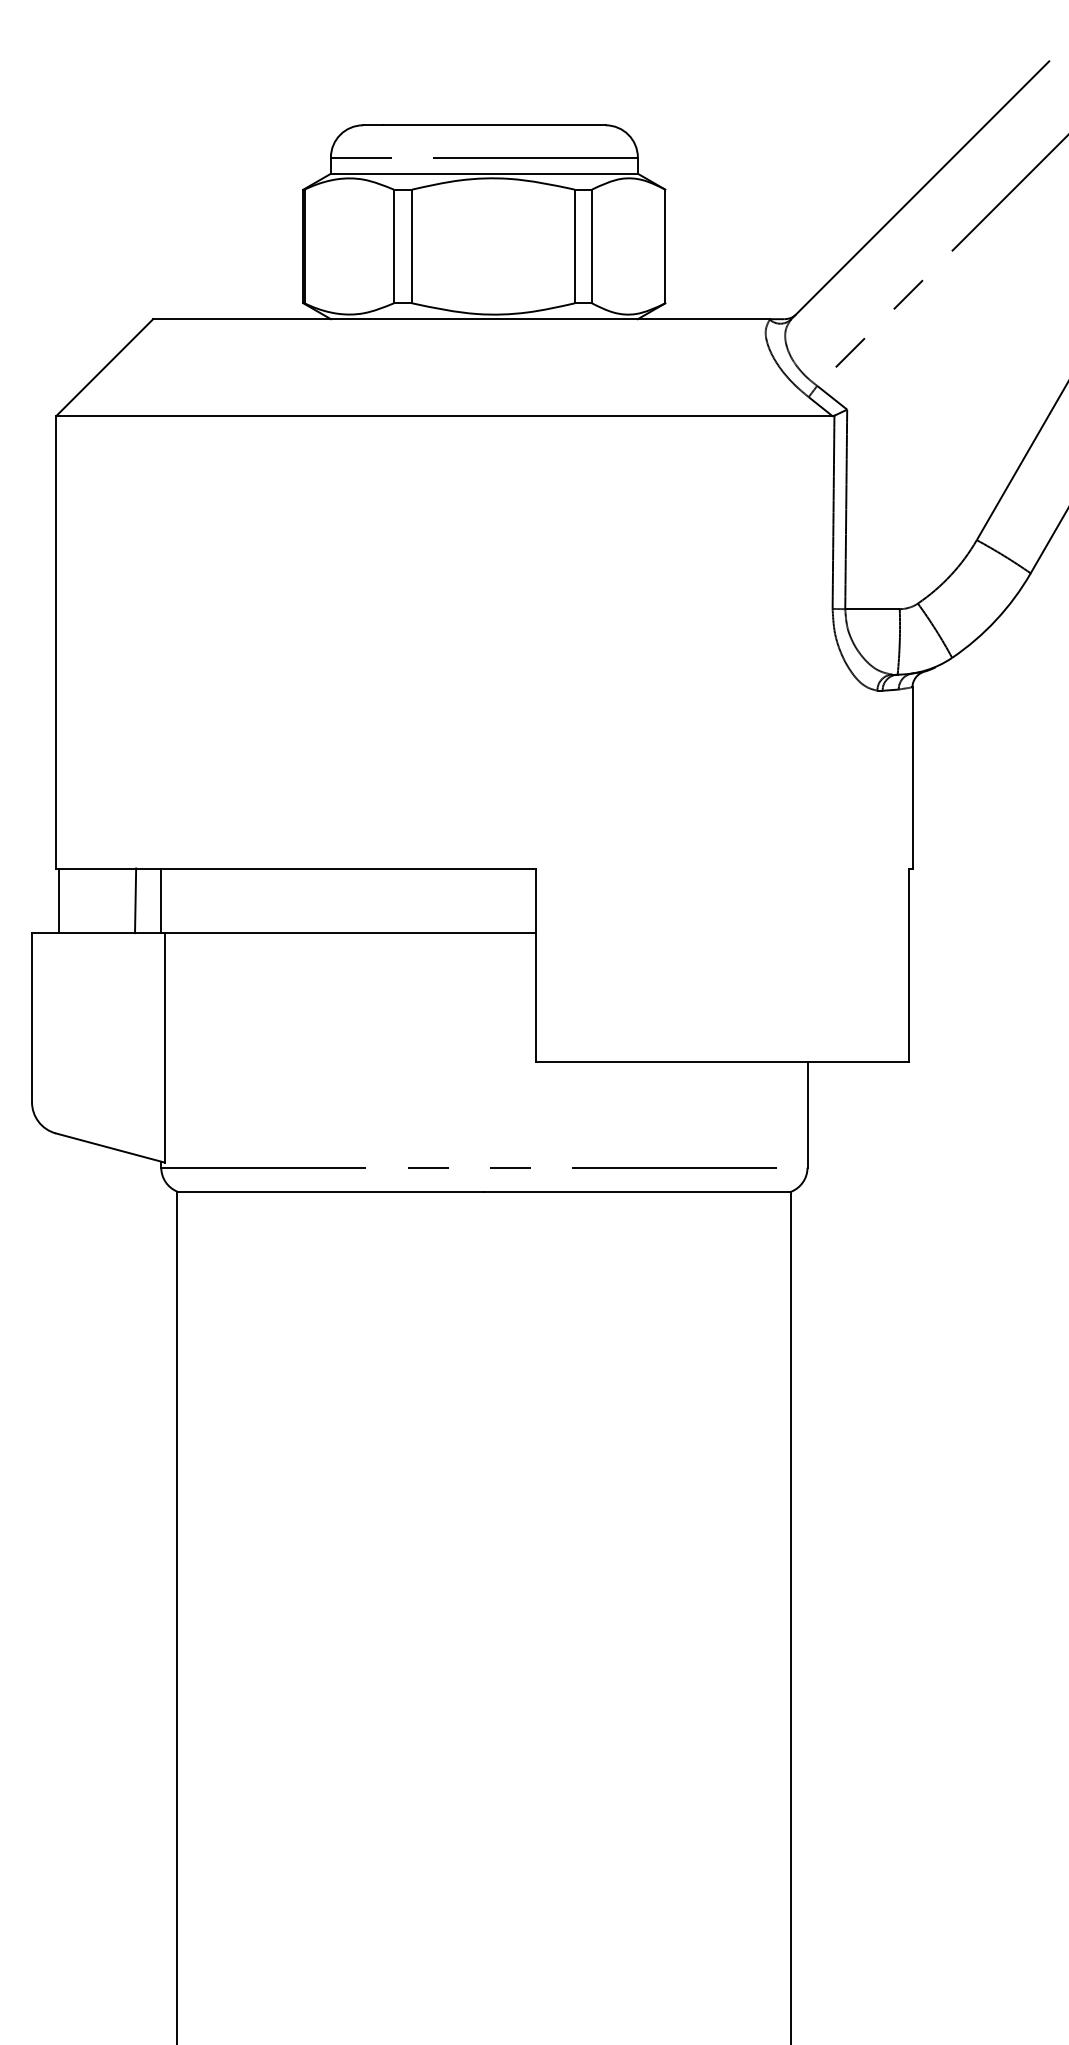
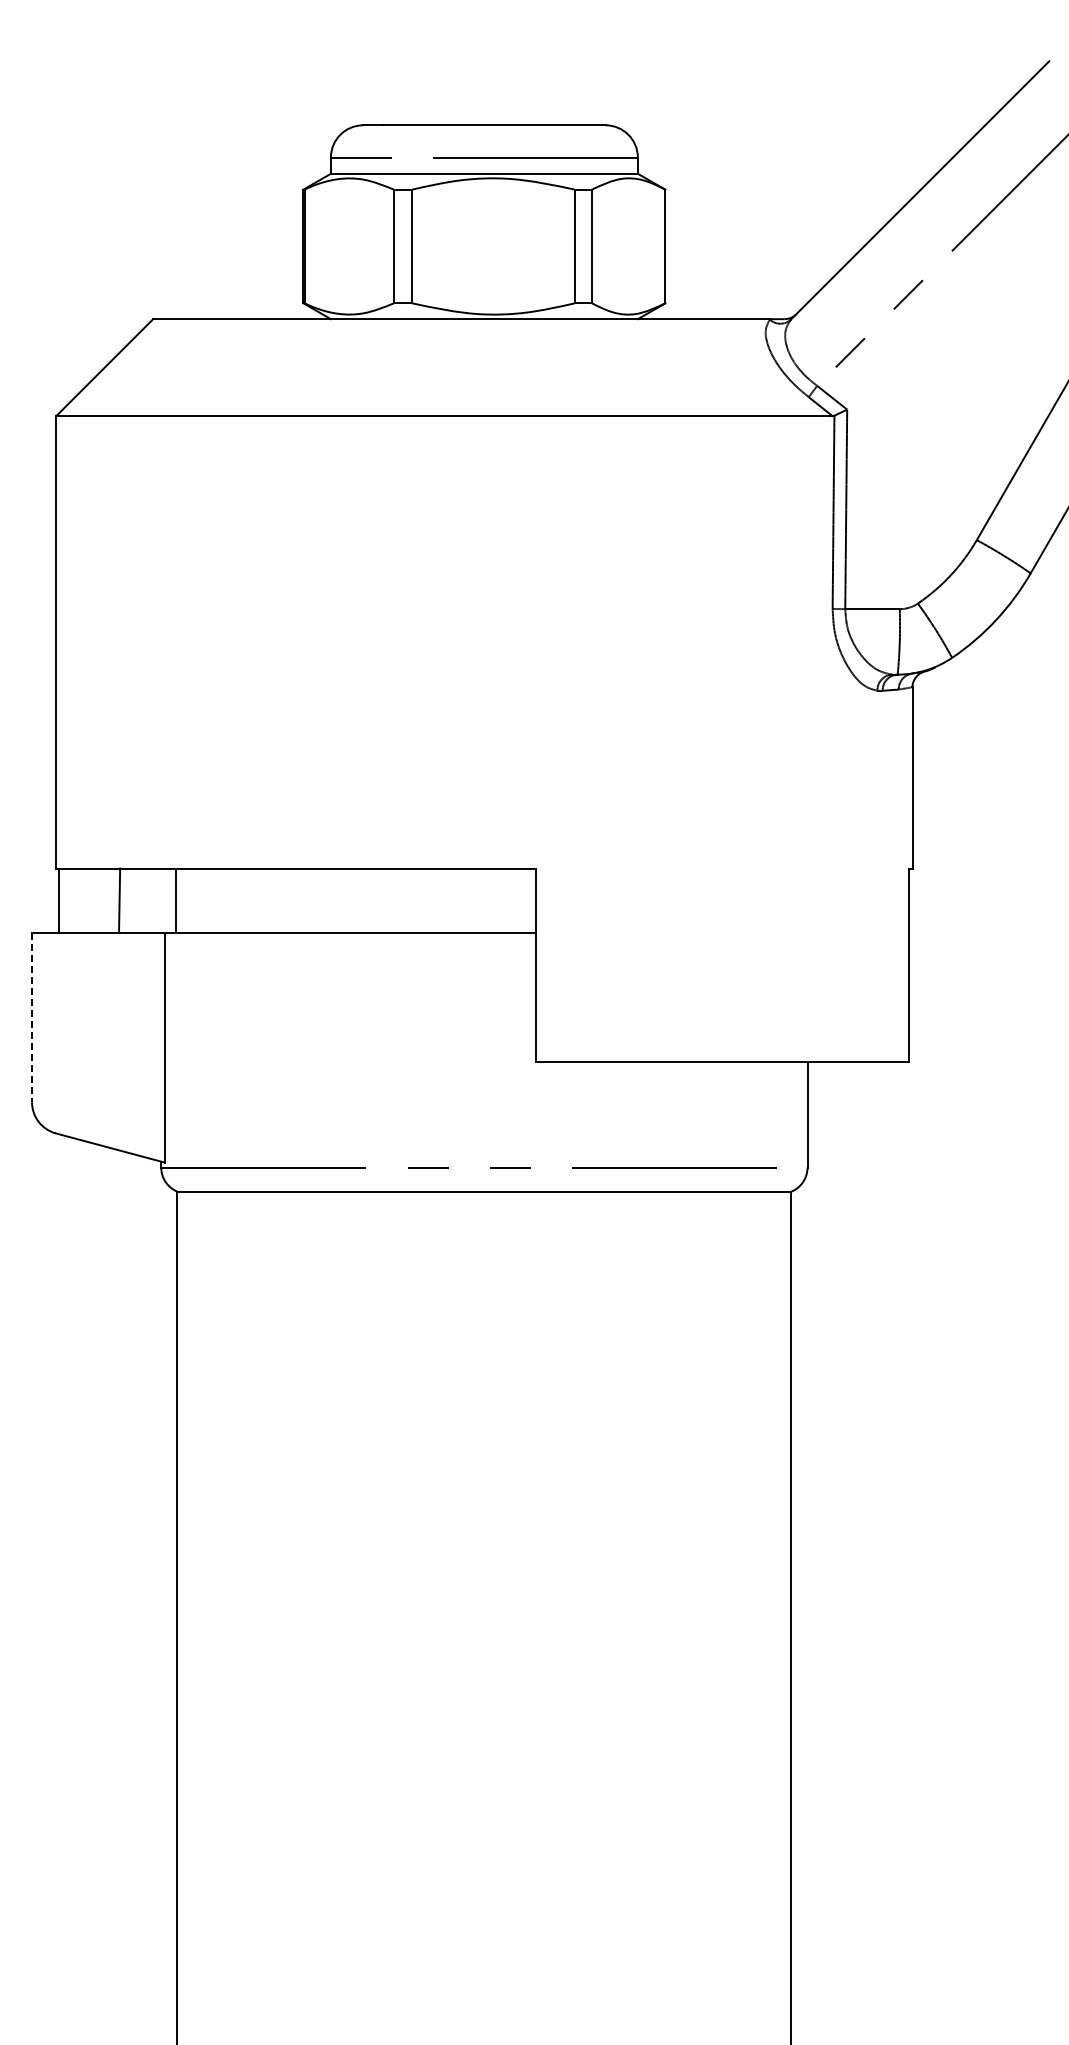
line position: (135, 900) -> (119, 900) (119, 900)
line position: (161, 900) -> (176, 900) (176, 900)
line: solid -> dashed (32, 1017)
